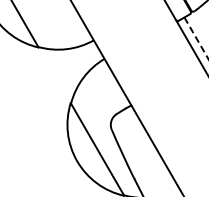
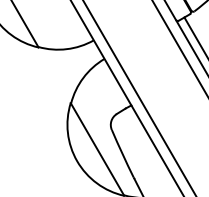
line: dashed -> solid (196, 39)
line: none -> present (179, 47)
line: none -> present (139, 97)
